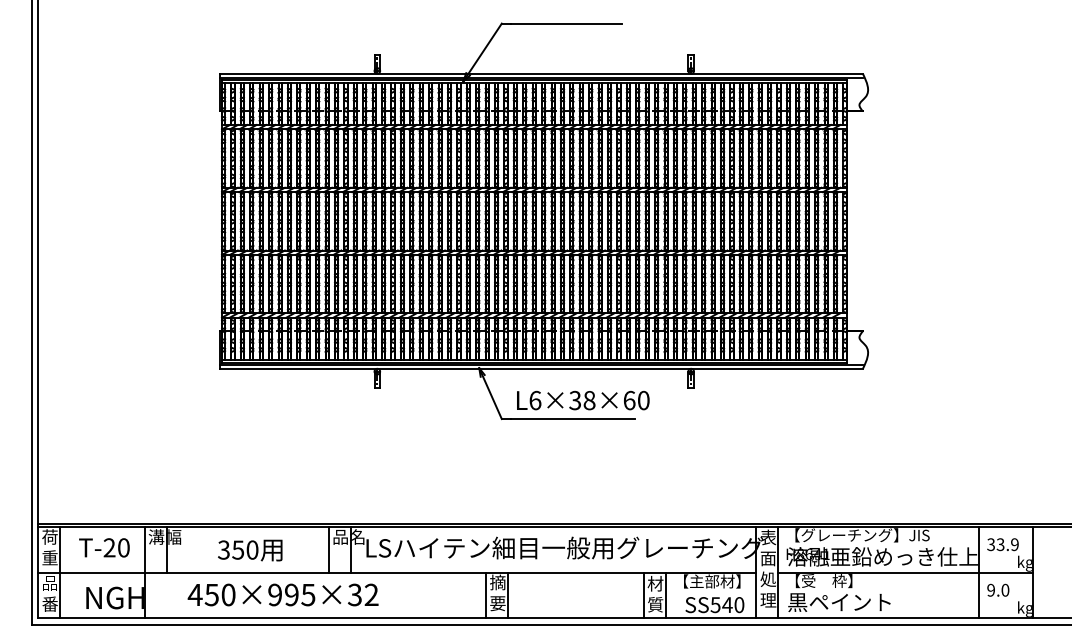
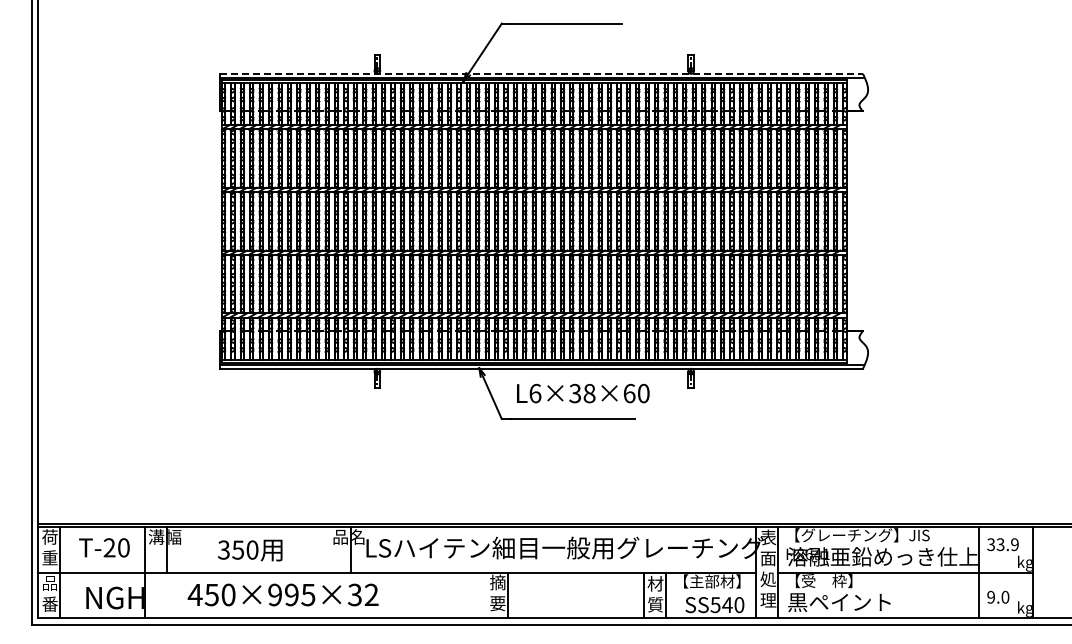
line: solid -> dashed (542, 73)
text position: (583, 400) -> (583, 393) (583, 393)
line: present -> none (328, 549)
text position: (998, 589) -> (998, 596) (998, 596)
line: present -> none (486, 595)
